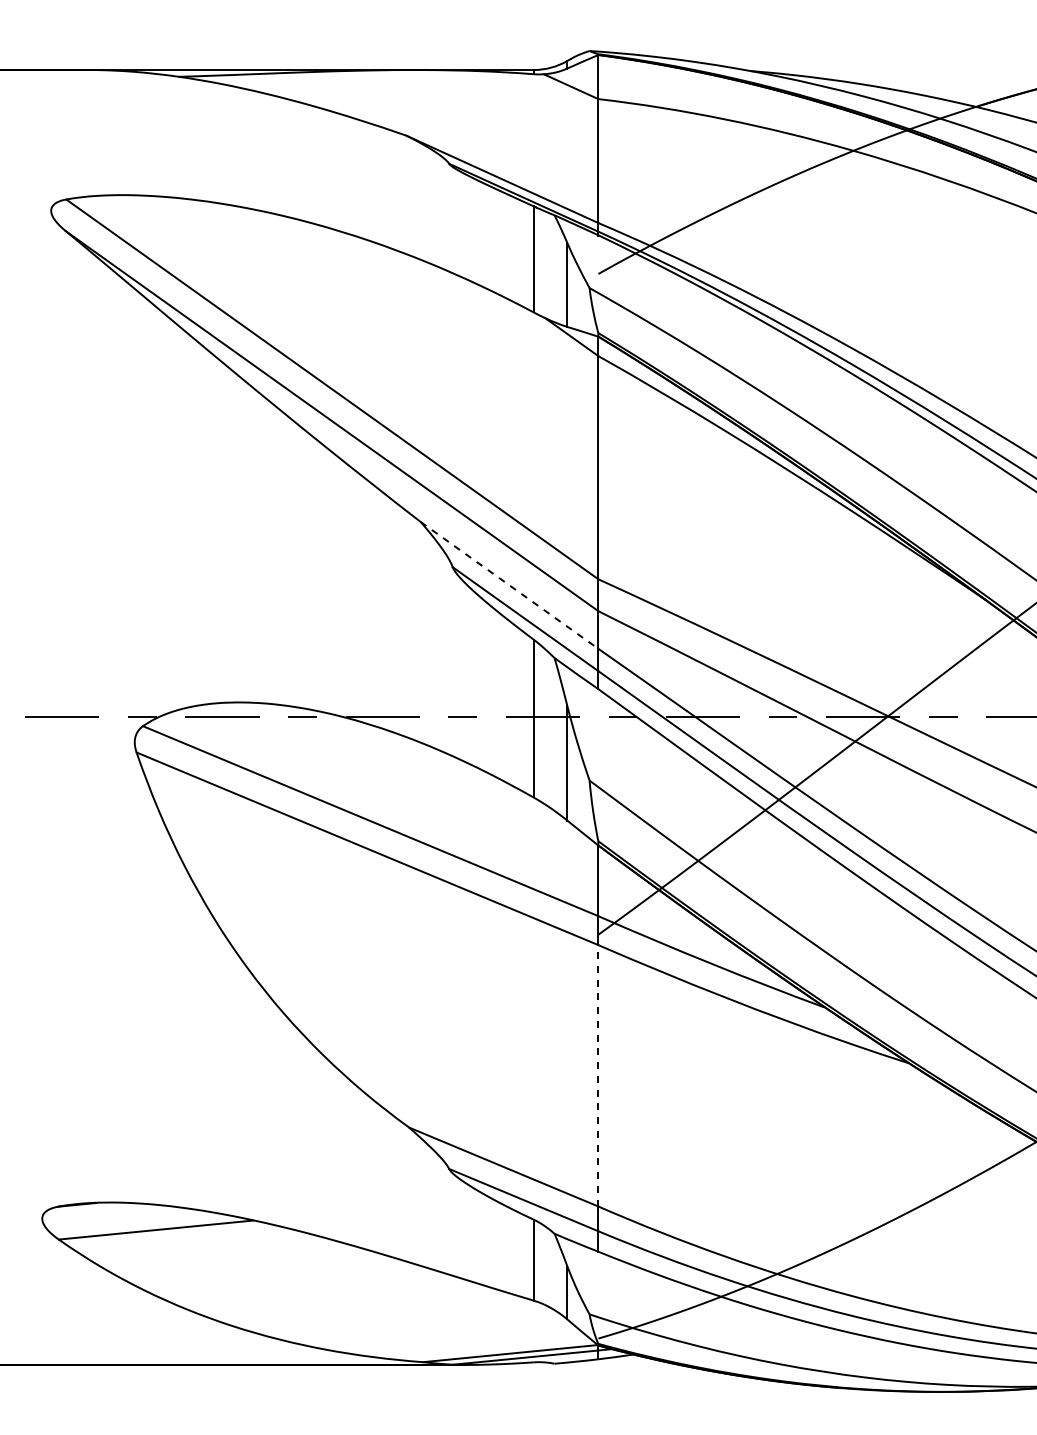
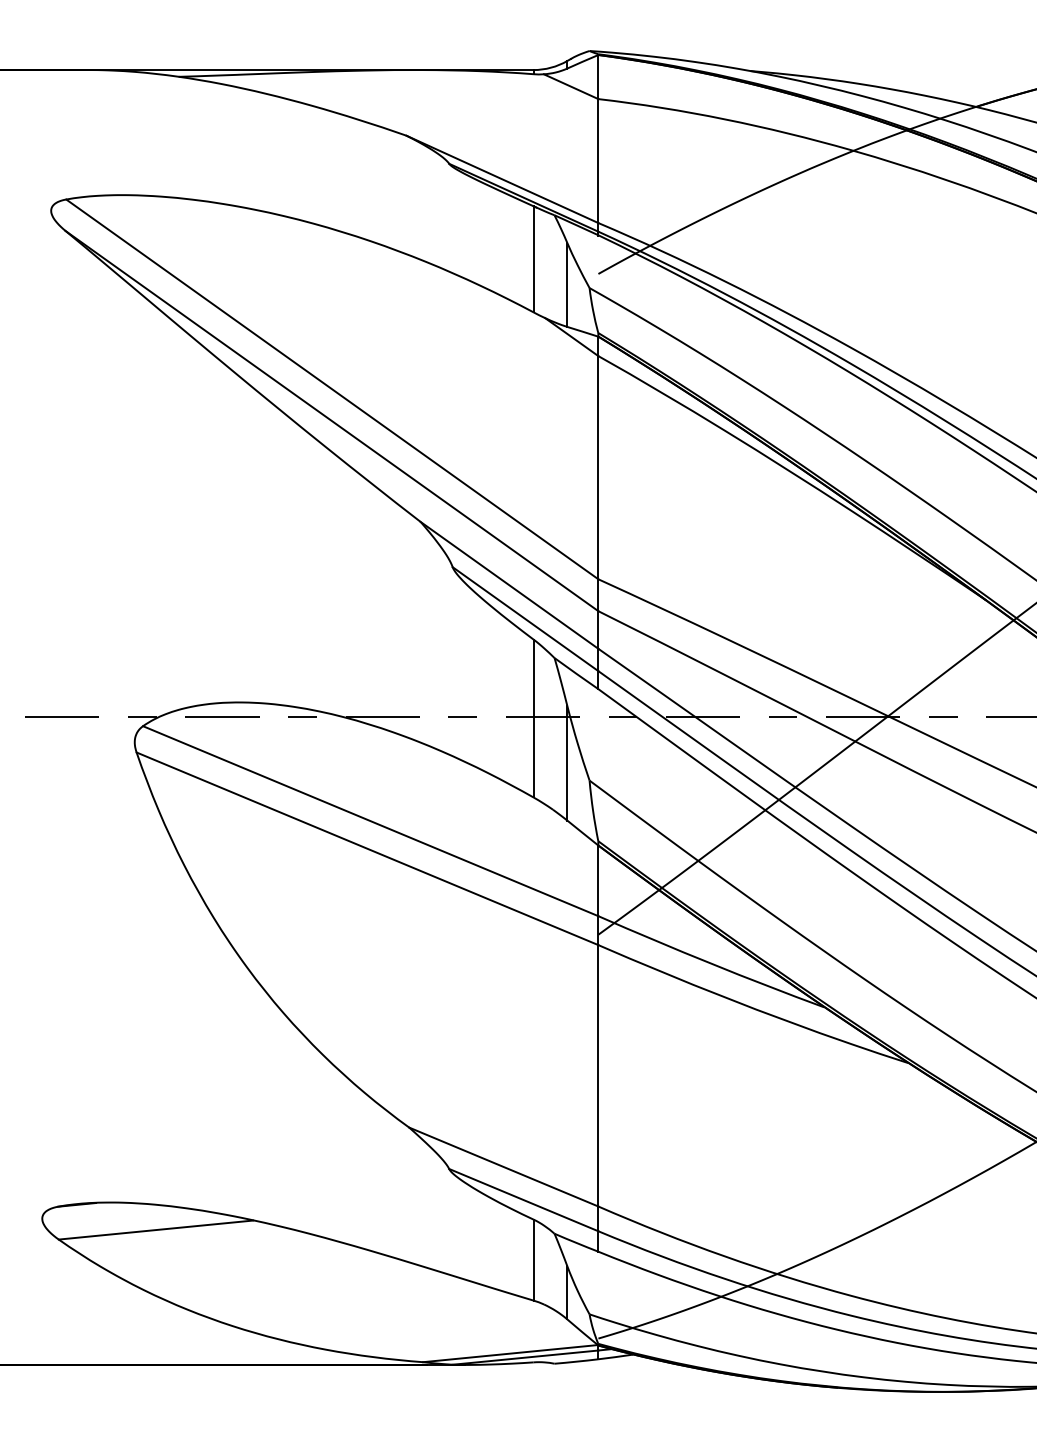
line: dashed -> solid (509, 585)
line: dashed -> solid (598, 1075)
